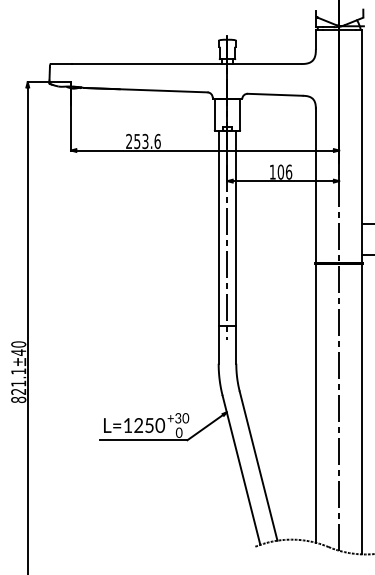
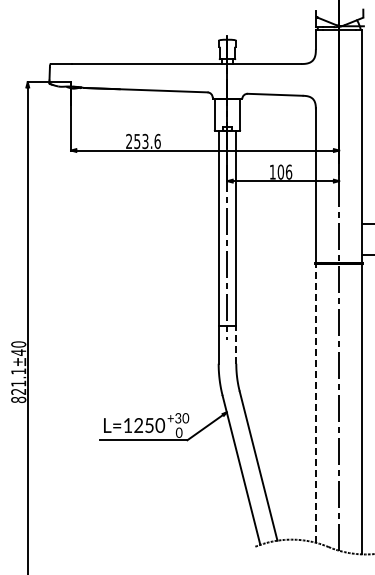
line: solid -> dashed (236, 344)
line: solid -> dashed (315, 403)
